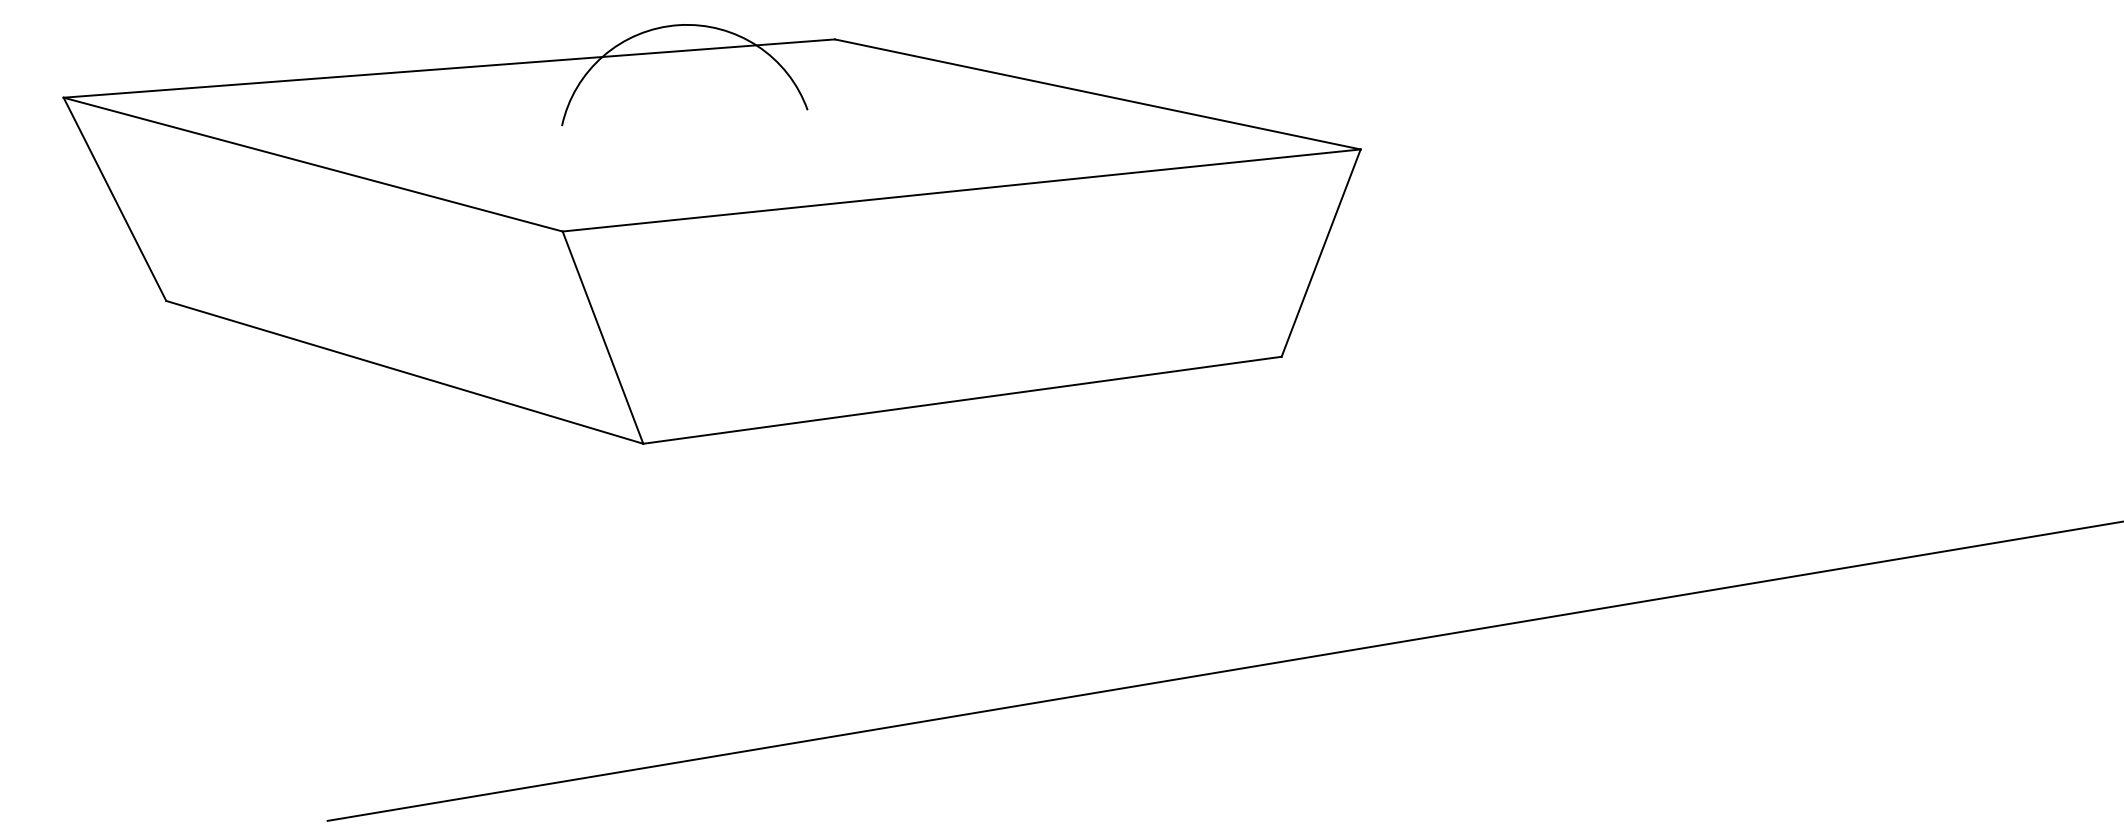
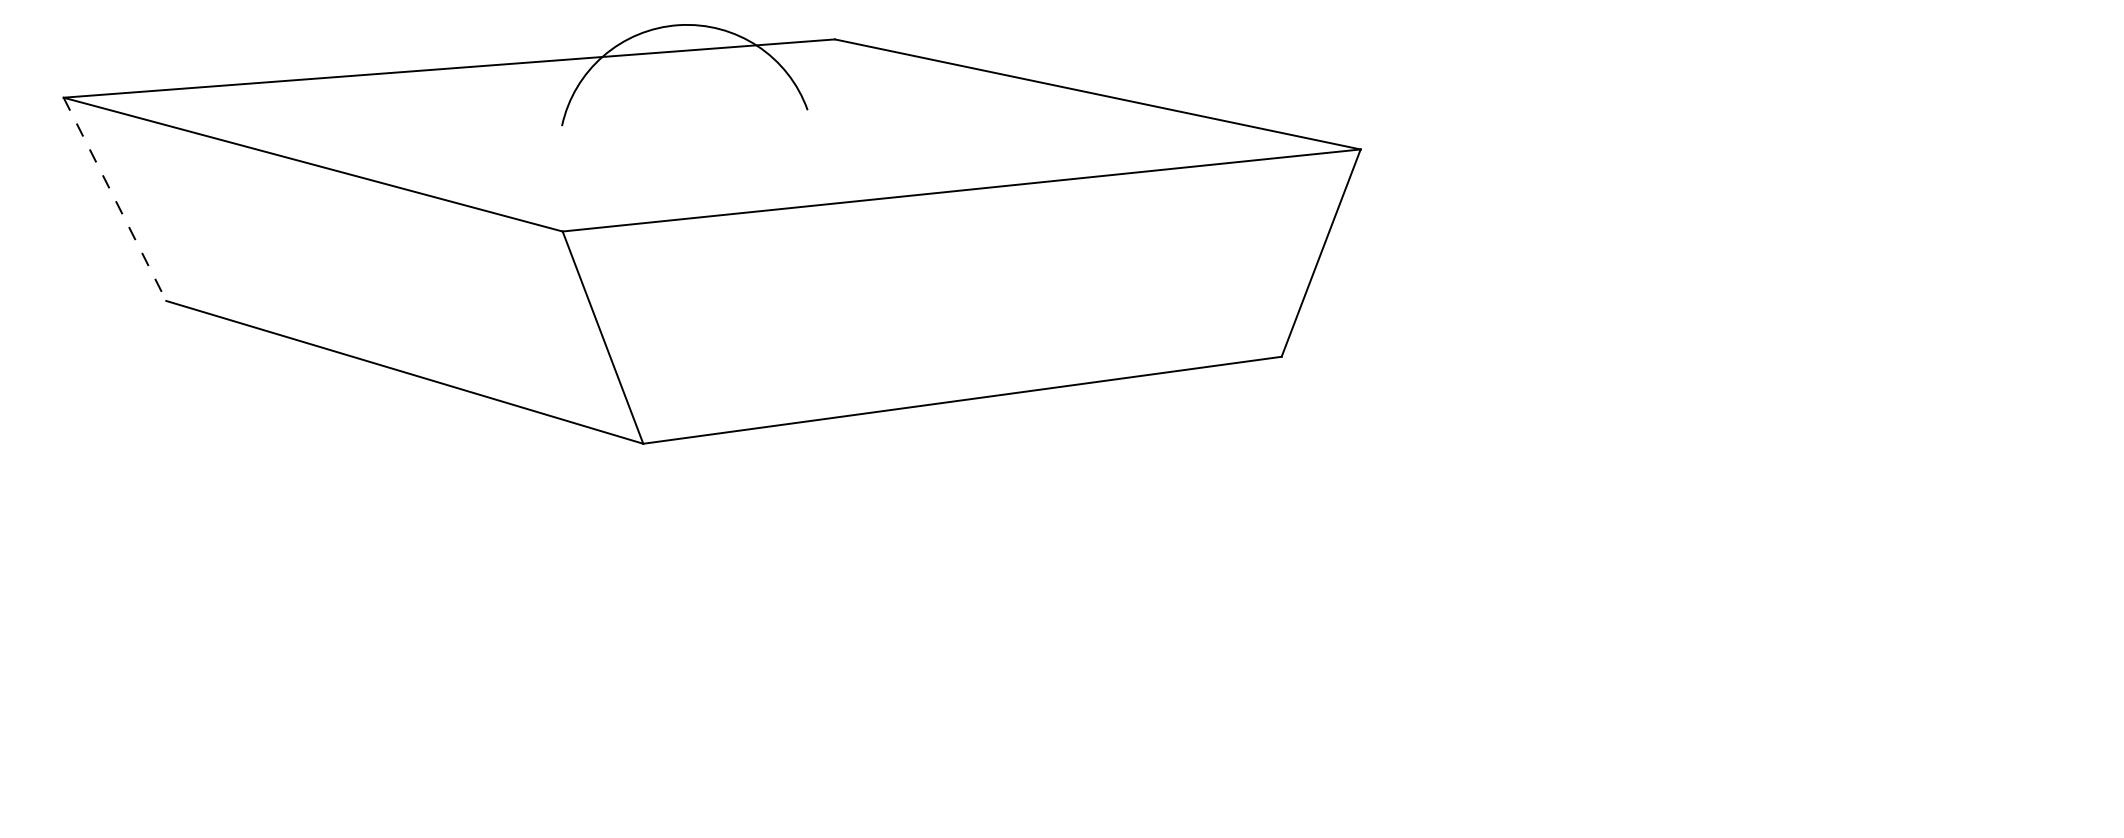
line: solid -> dashed (114, 199)
line: present -> none (1223, 671)
